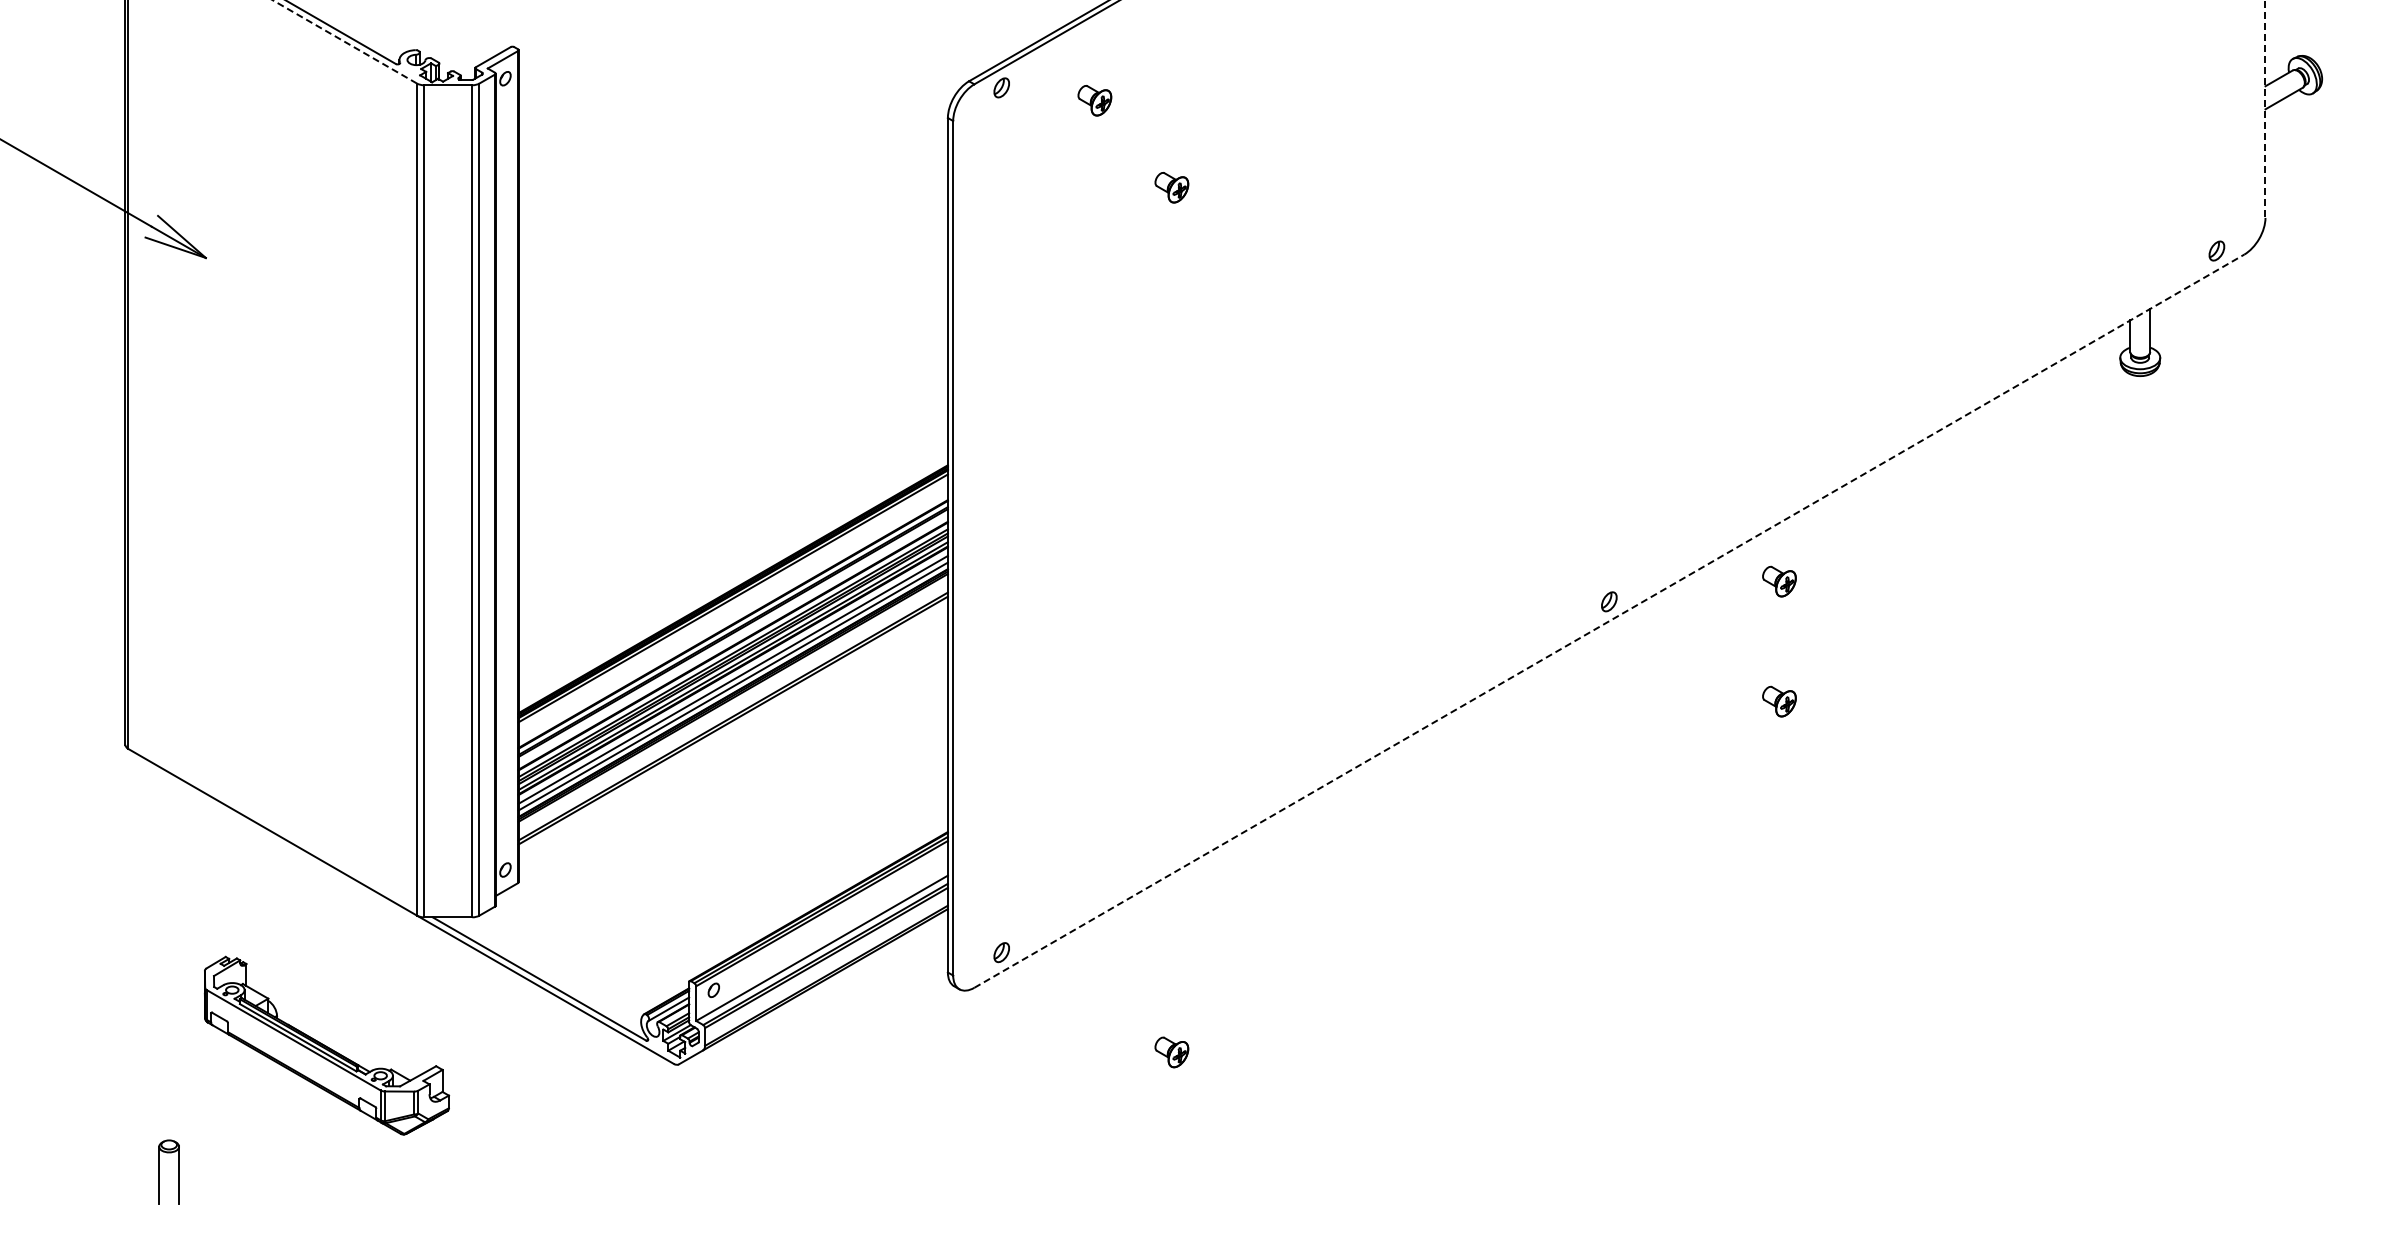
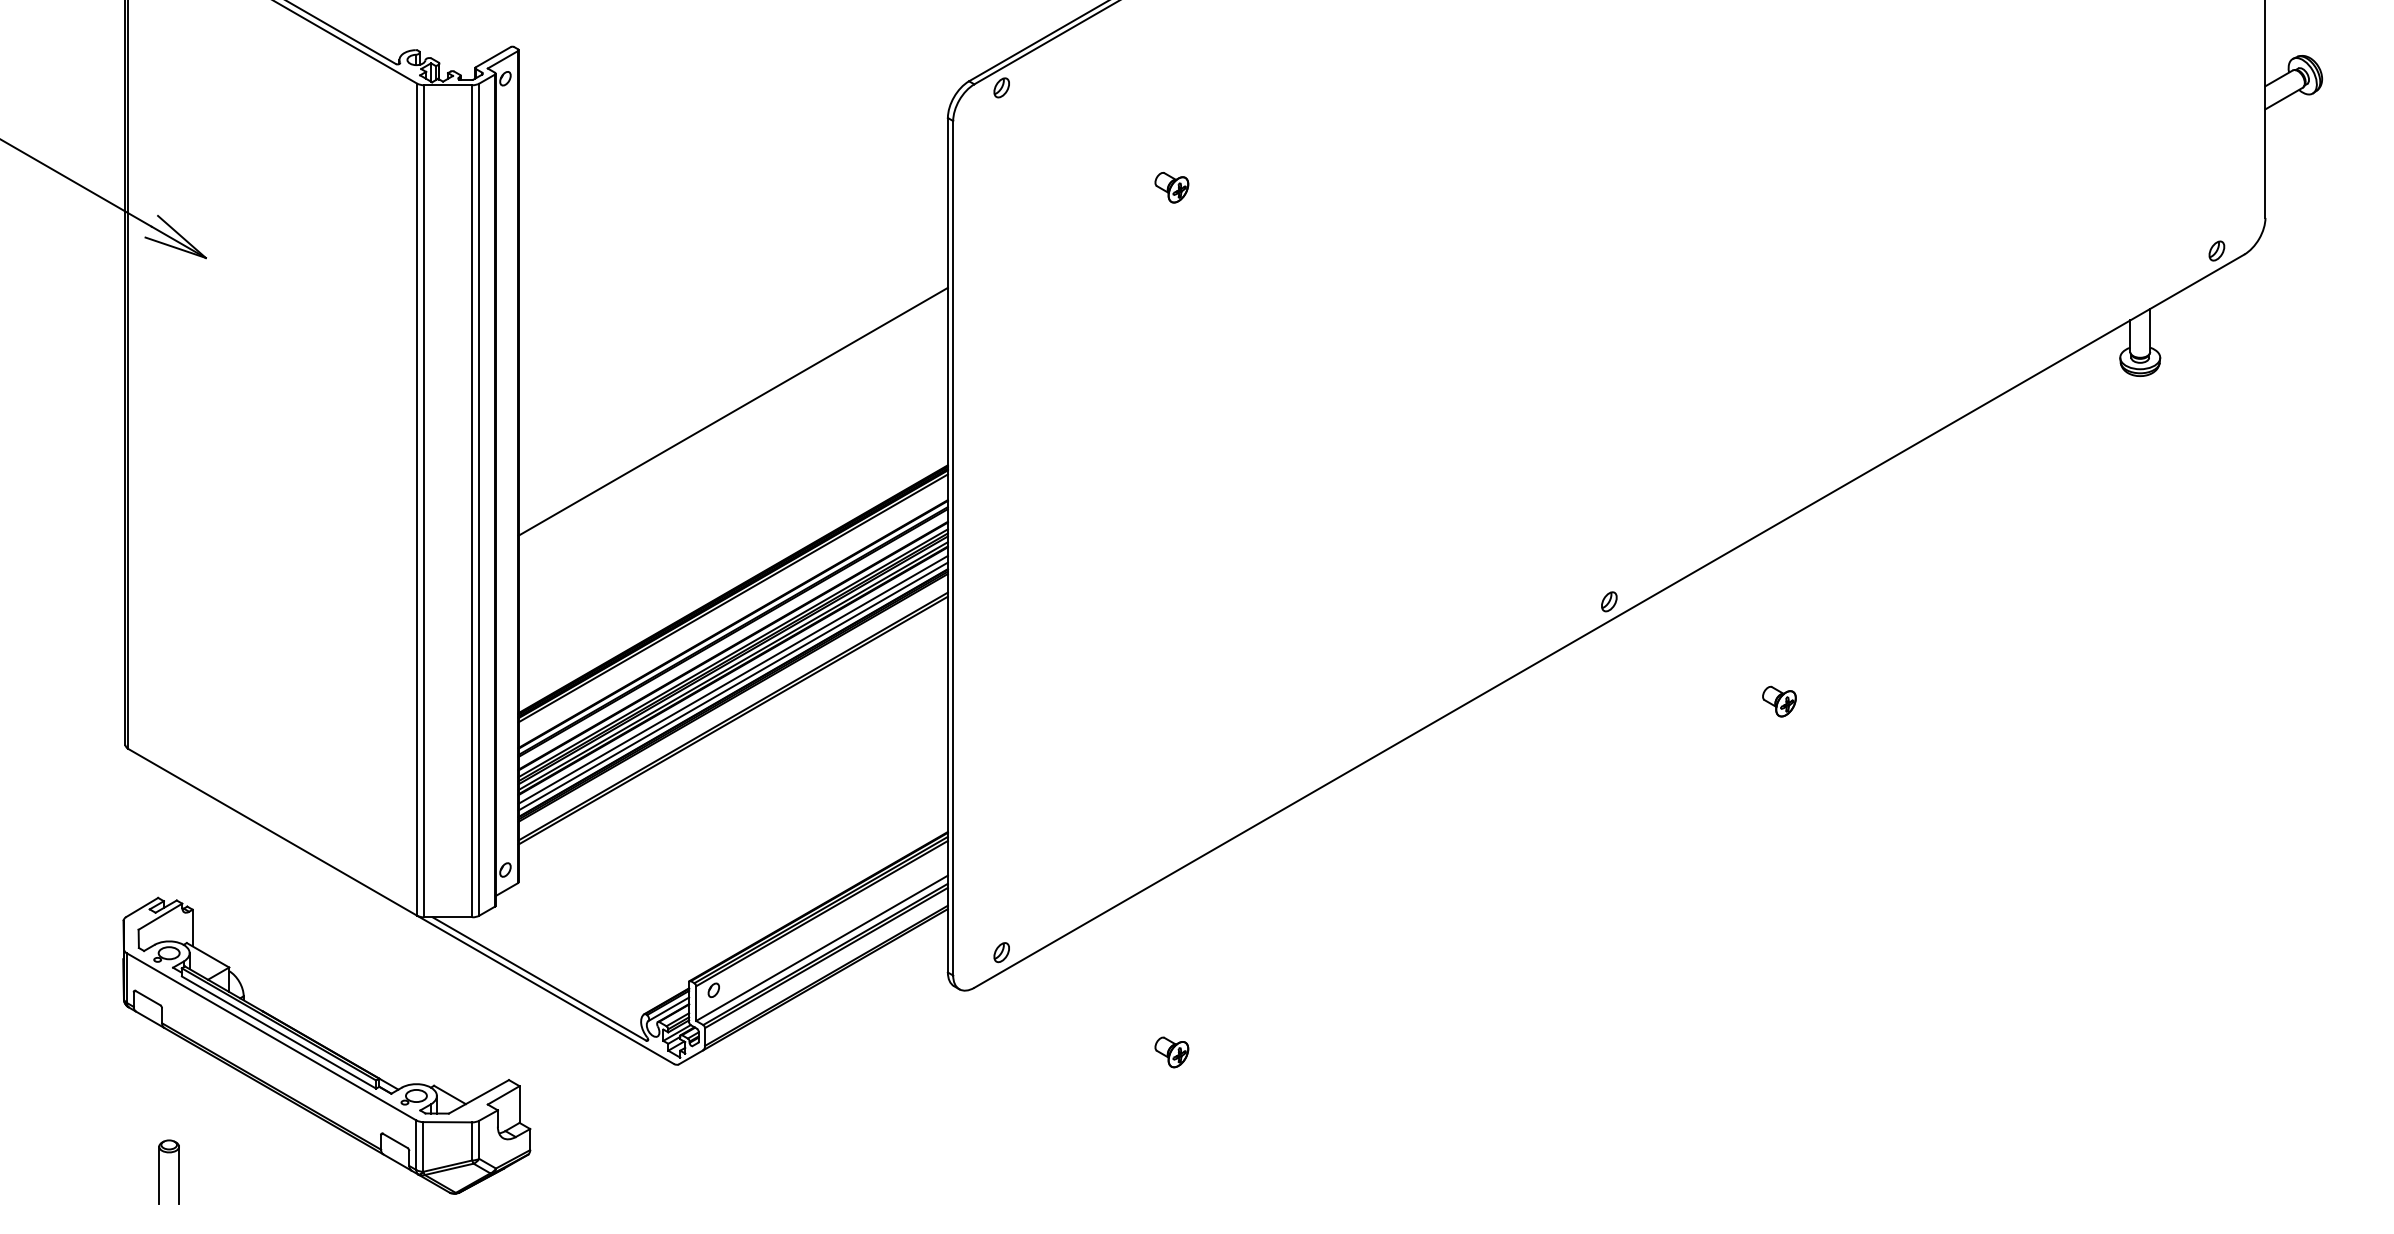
line: dashed -> solid (344, 41)
part: present -> none (1094, 100)
line: dashed -> solid (2265, 108)
line: none -> present (732, 411)
part: present -> none (1779, 581)
line: dashed -> solid (1609, 620)
part size: 246x181 px -> 410x299 px (326, 1045)
